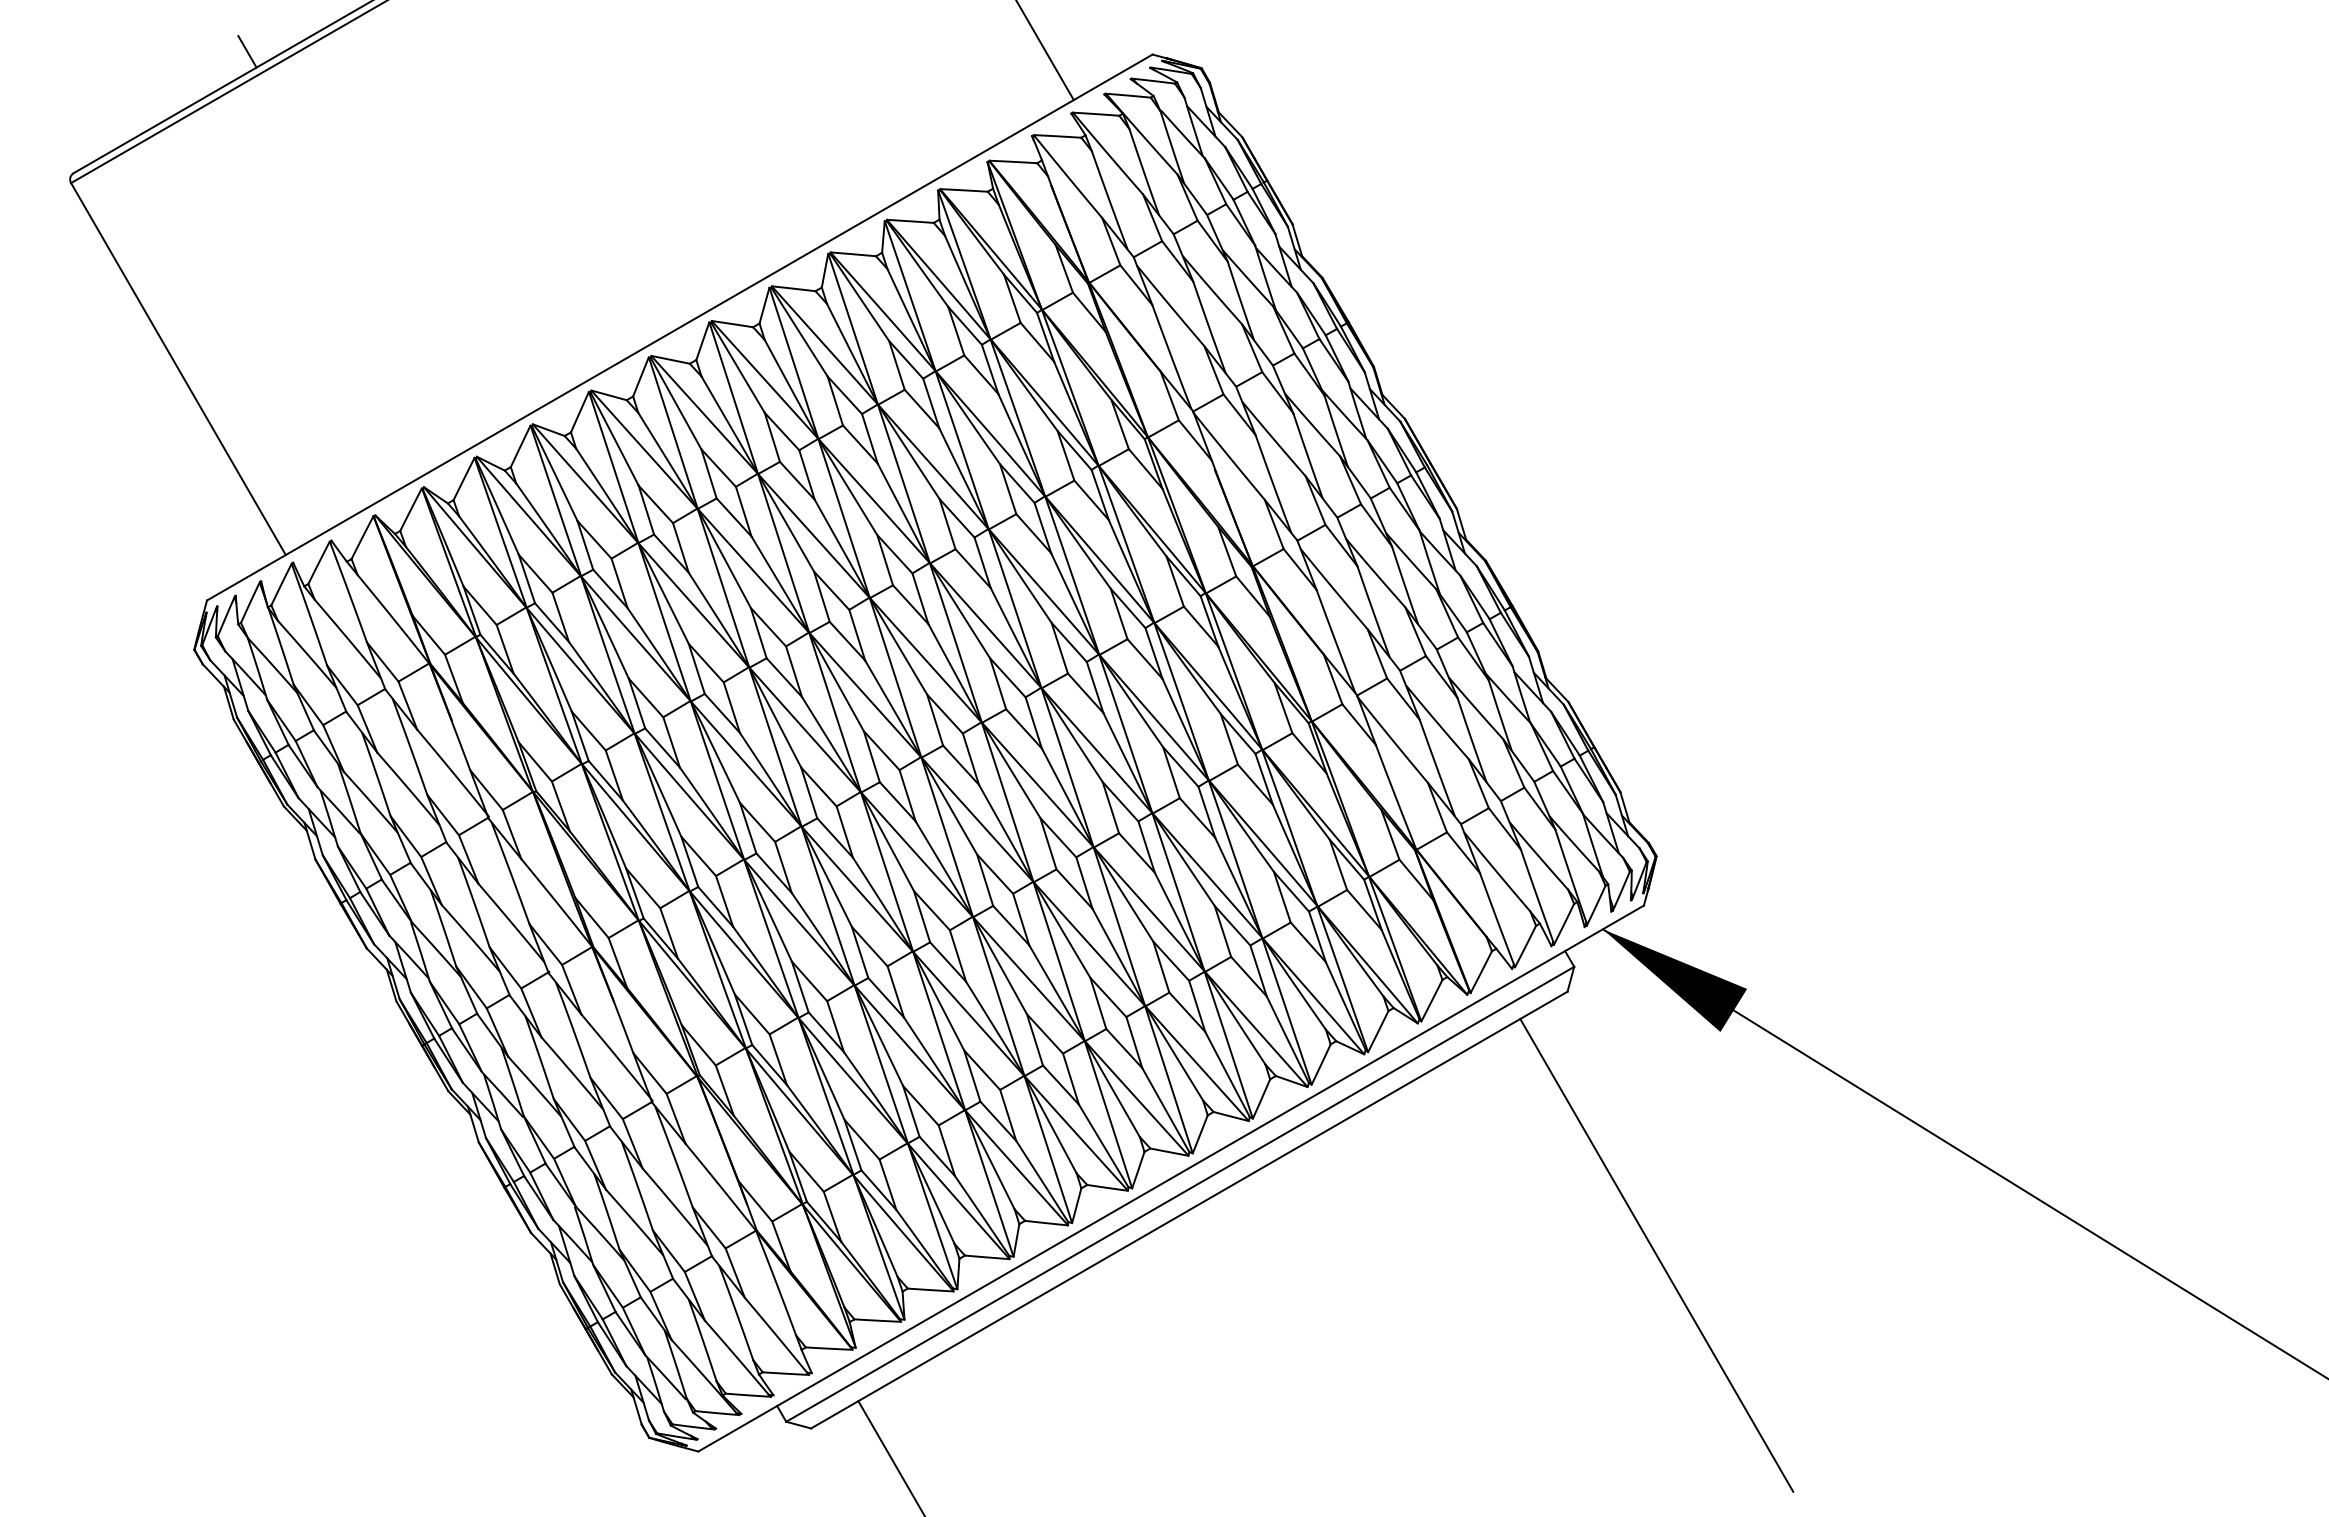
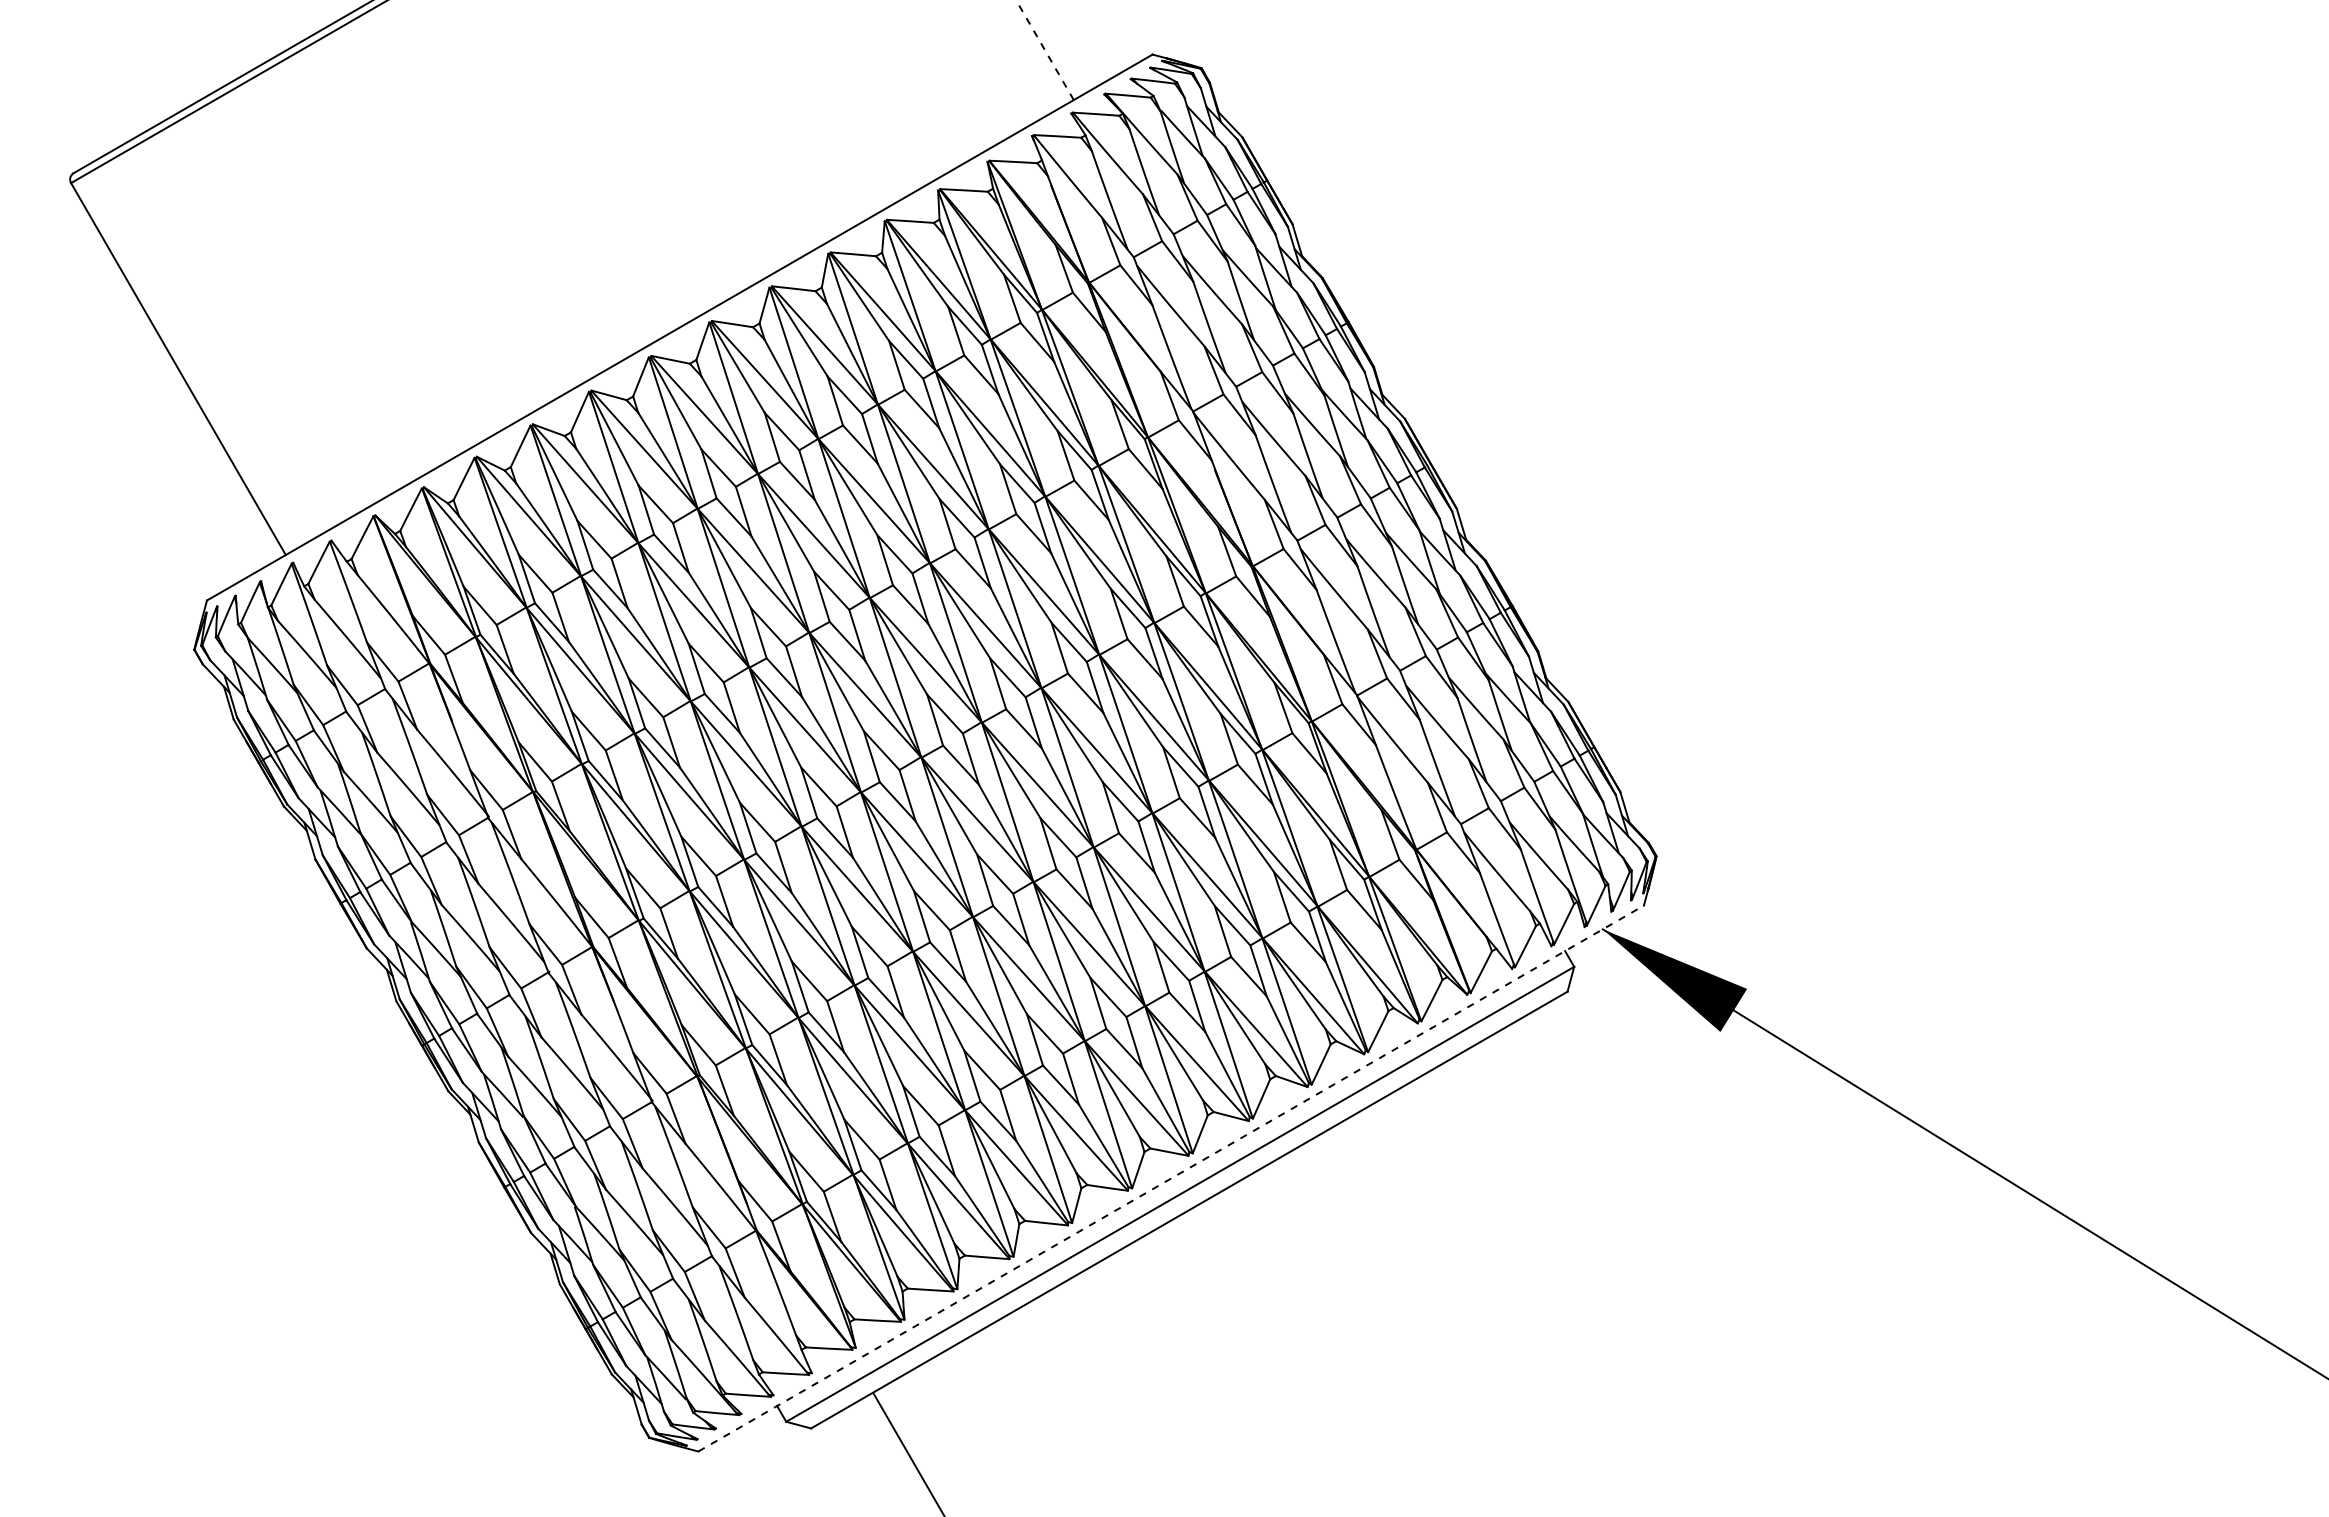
line: solid -> dashed (1044, 49)
line: present -> none (247, 51)
line: solid -> dashed (1171, 1178)
line: present -> none (1656, 1255)
line position: (890, 1457) -> (908, 1453) (908, 1453)
